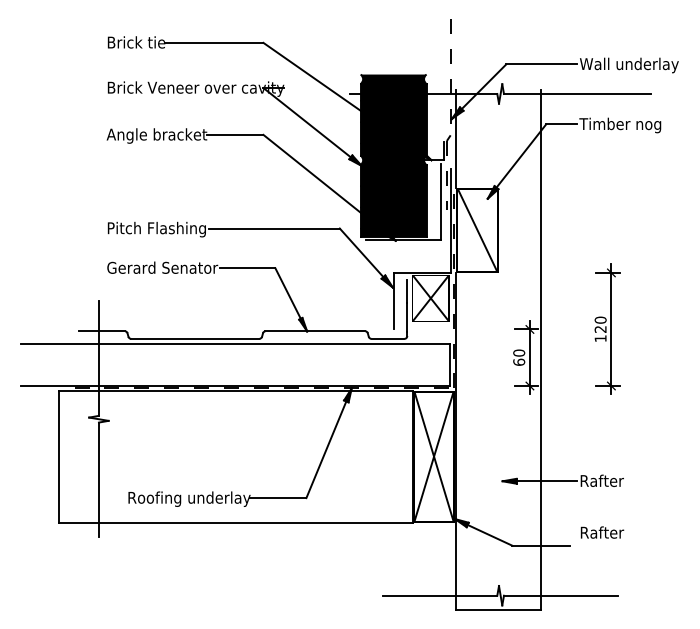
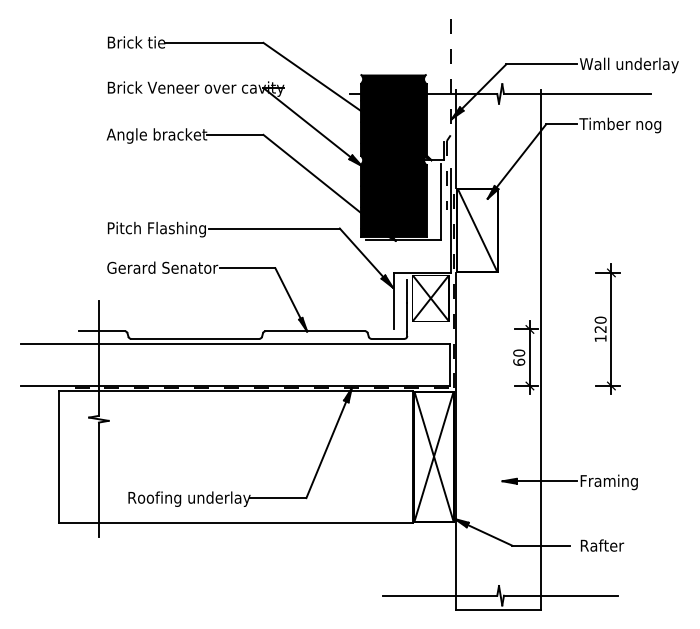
text: Rafter -> Framing (609, 482)
text position: (602, 532) -> (602, 545) (602, 545)
